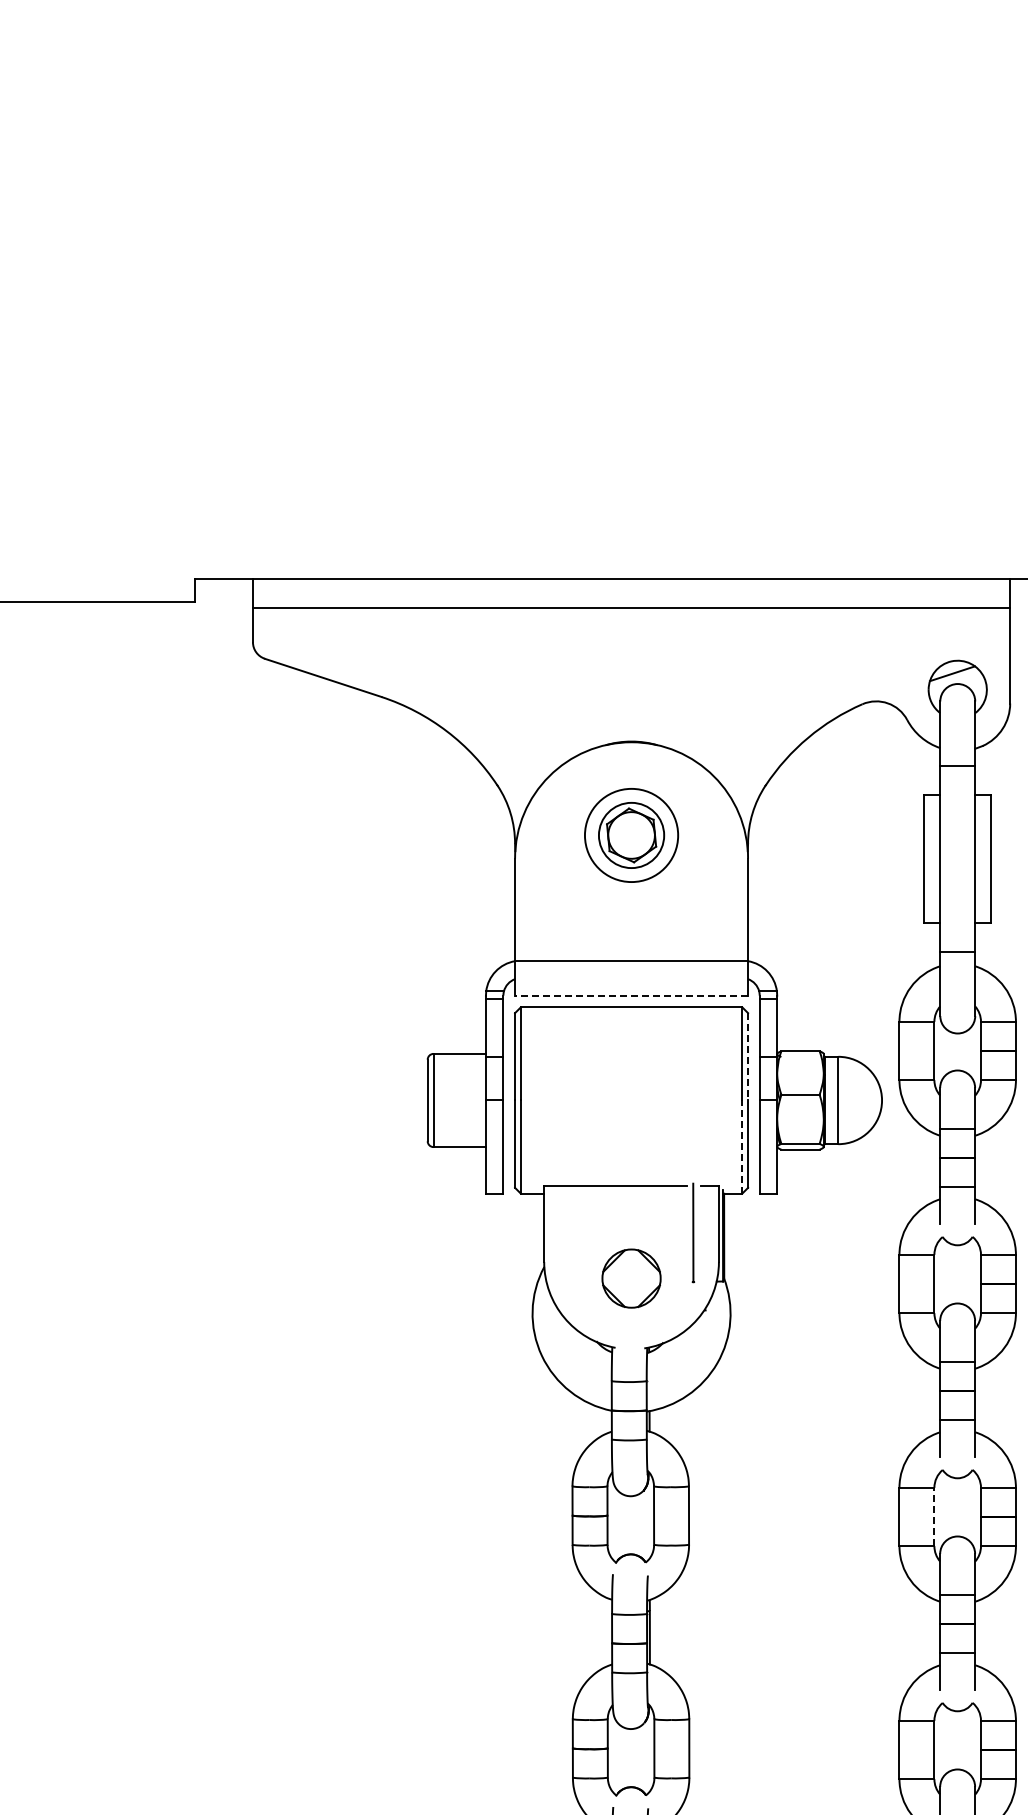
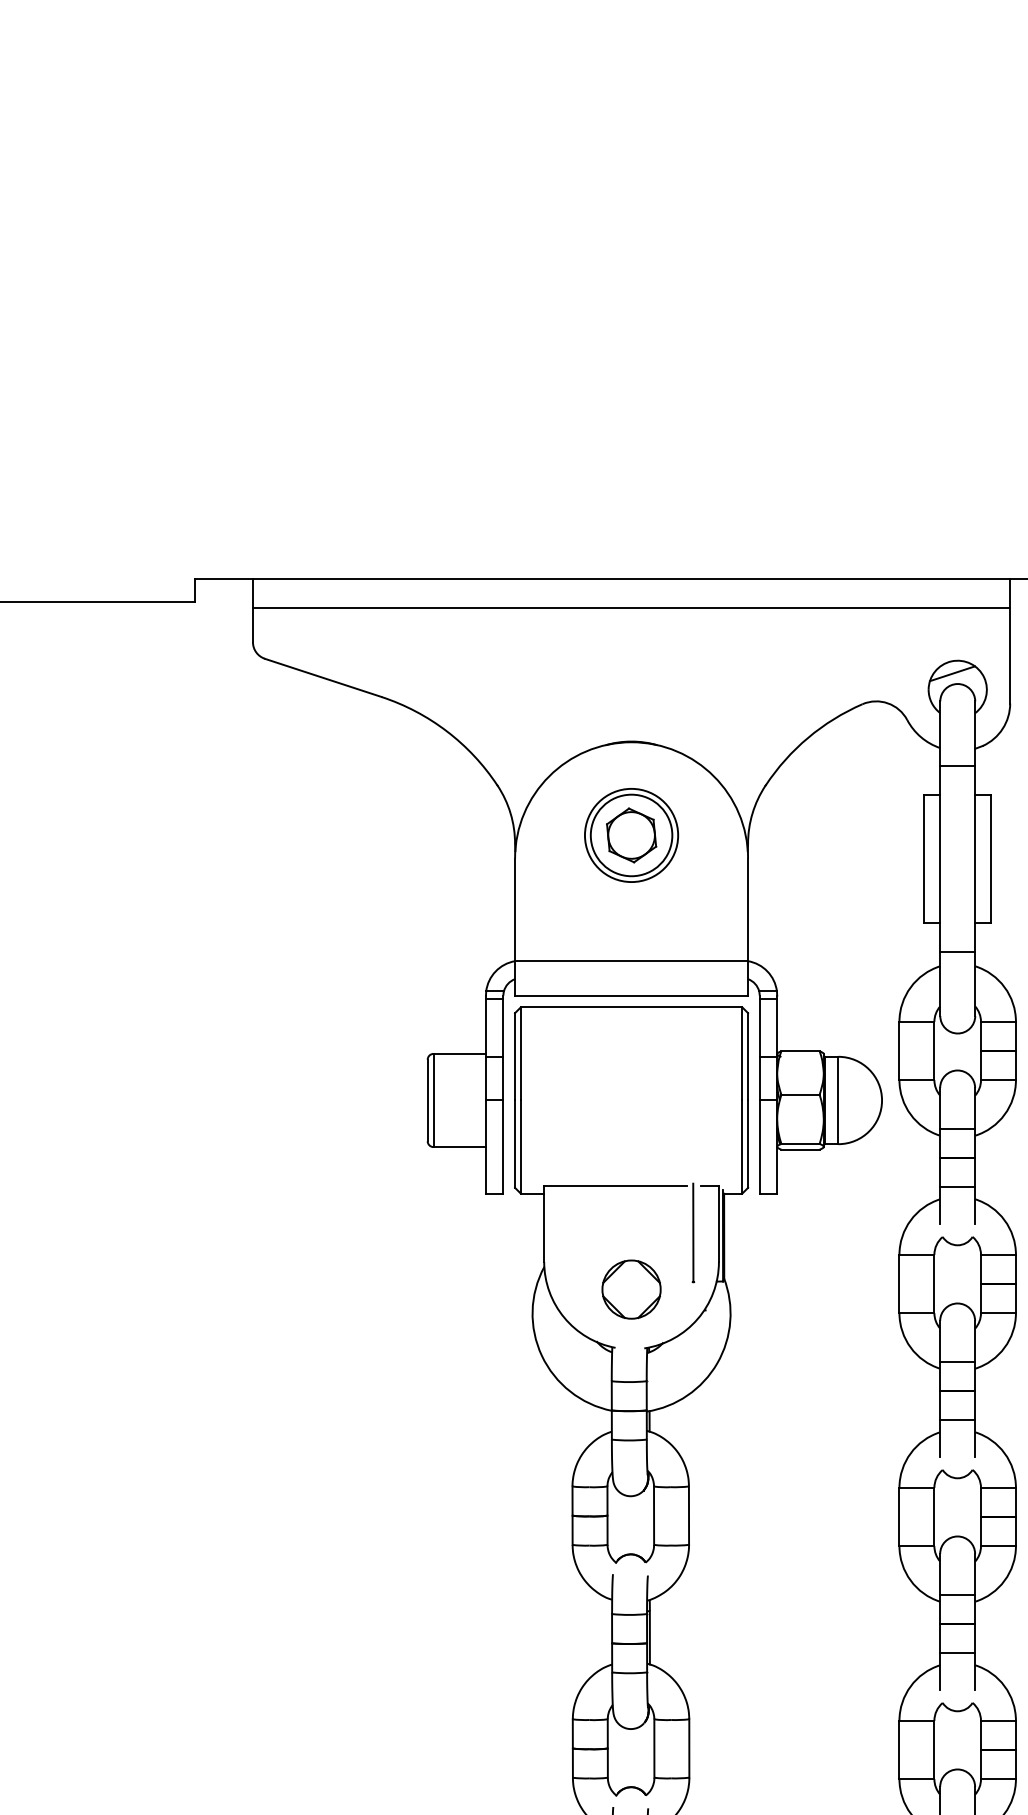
circle diameter: 65 px -> 82 px (631, 835)
line: dashed -> solid (631, 995)
line: dashed -> solid (748, 1056)
line: dashed -> solid (742, 1147)
part position: (631, 1278) -> (631, 1289) (631, 1289)
line: dashed -> solid (934, 1516)
